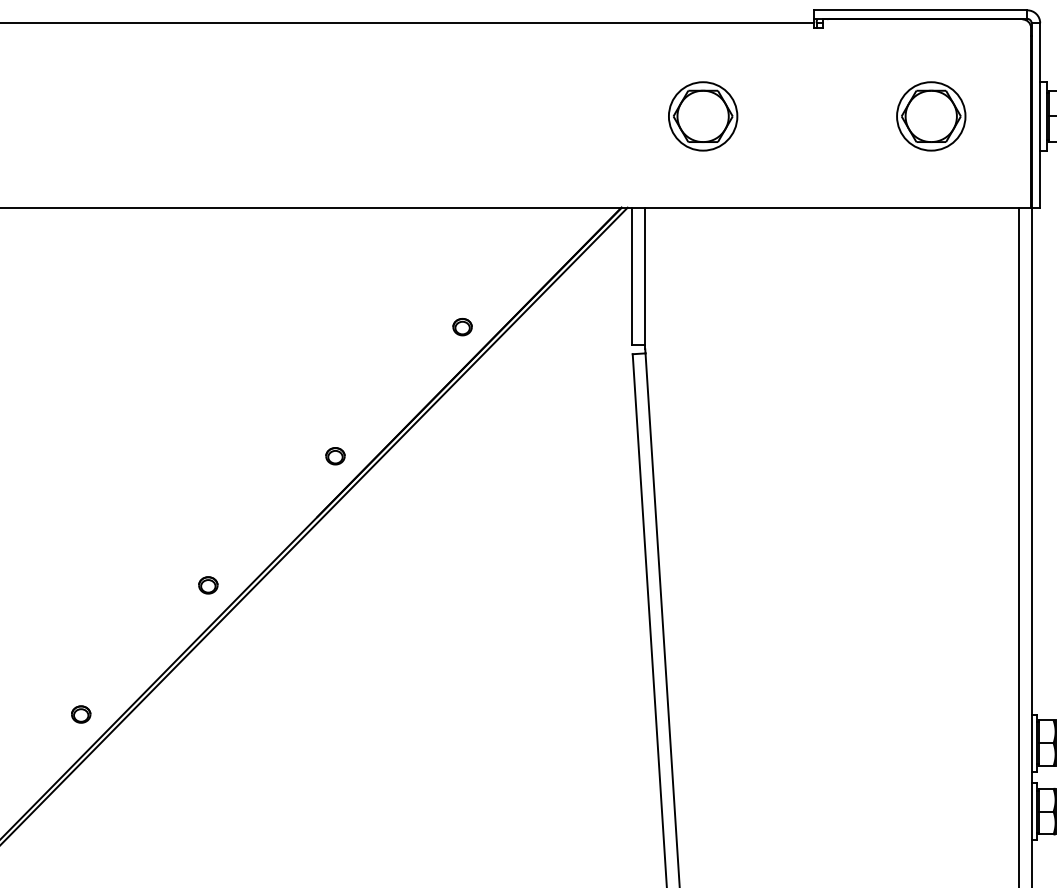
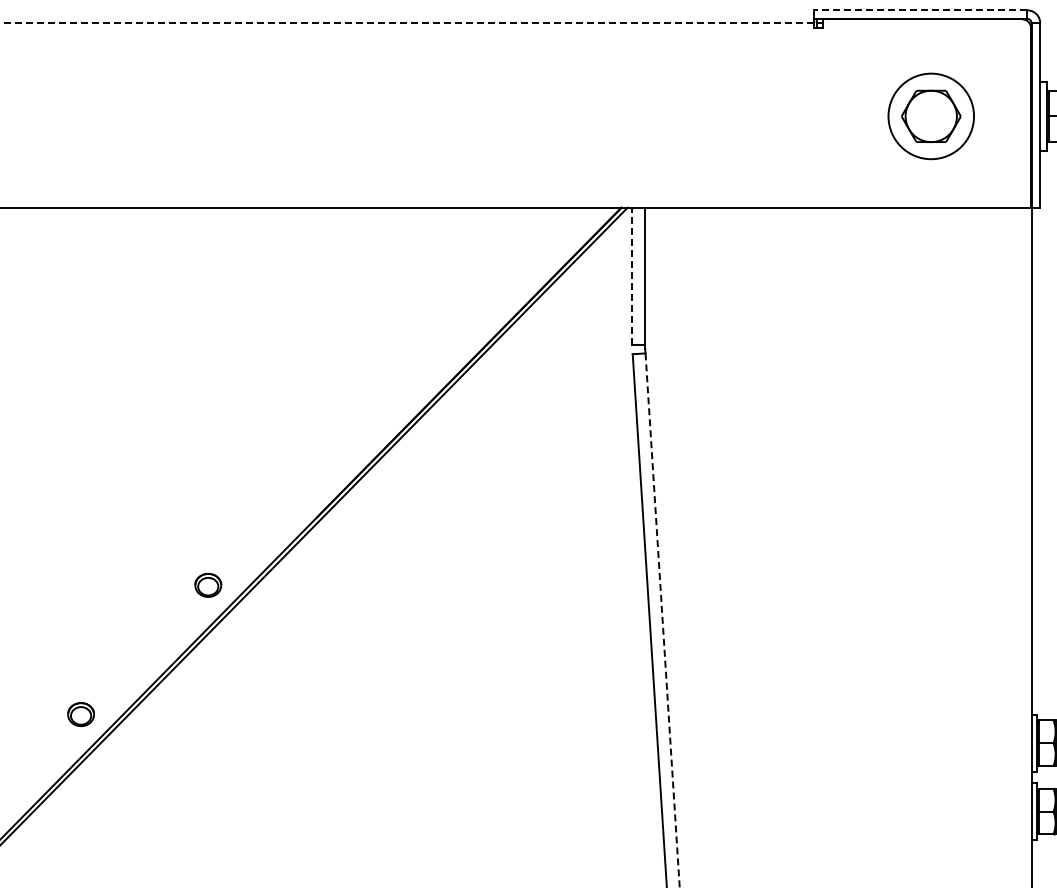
line: solid -> dashed (920, 10)
line: solid -> dashed (407, 23)
part: present -> none (703, 116)
circle diameter: 68 px -> 86 px (931, 116)
line: solid -> dashed (632, 276)
part: present -> none (462, 327)
part: present -> none (335, 456)
line: present -> none (1018, 545)
part size: 21x19 px -> 29x26 px (208, 584)
line: solid -> dashed (662, 620)
part size: 21x19 px -> 28x26 px (80, 714)
